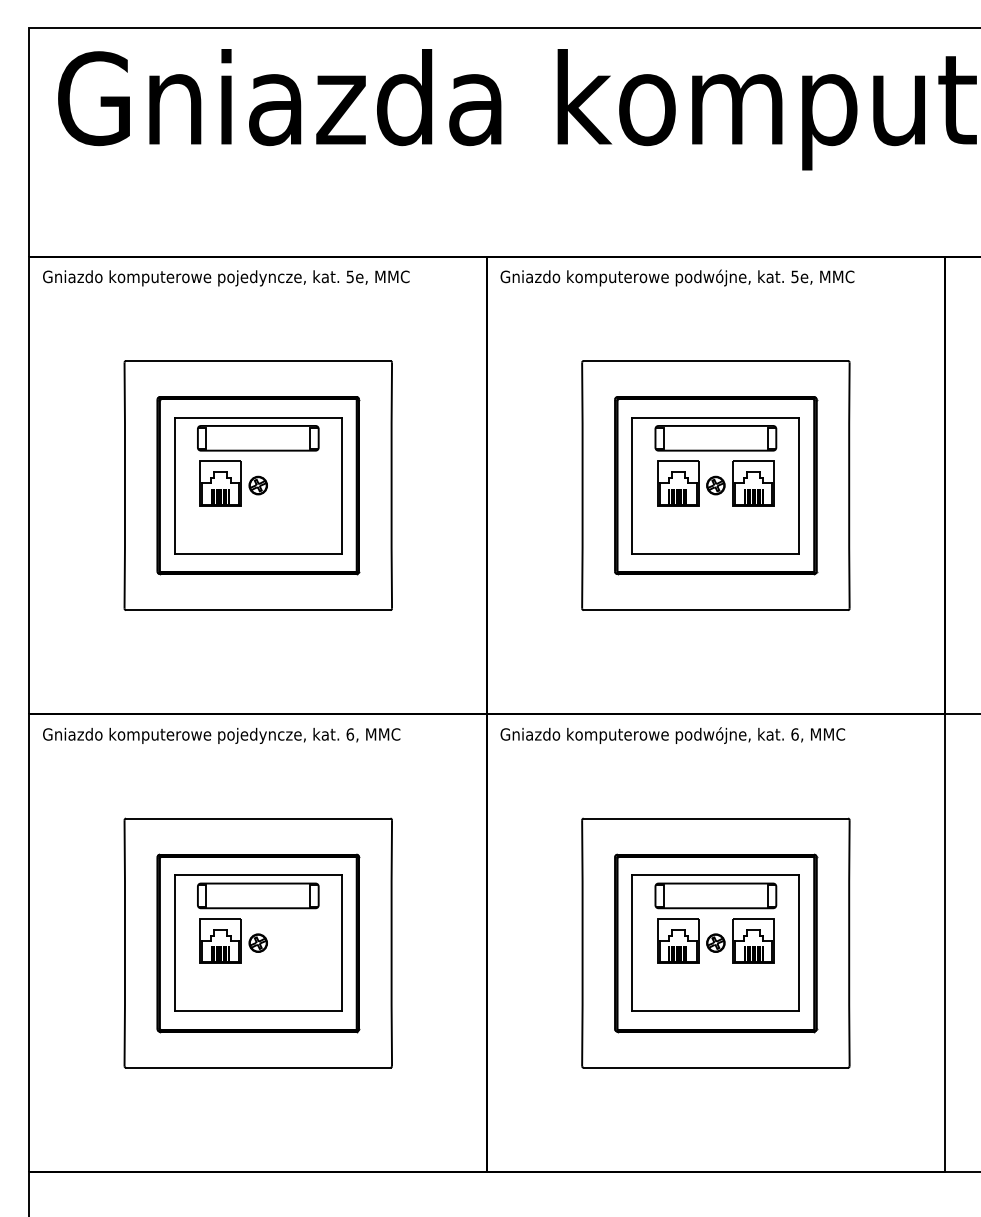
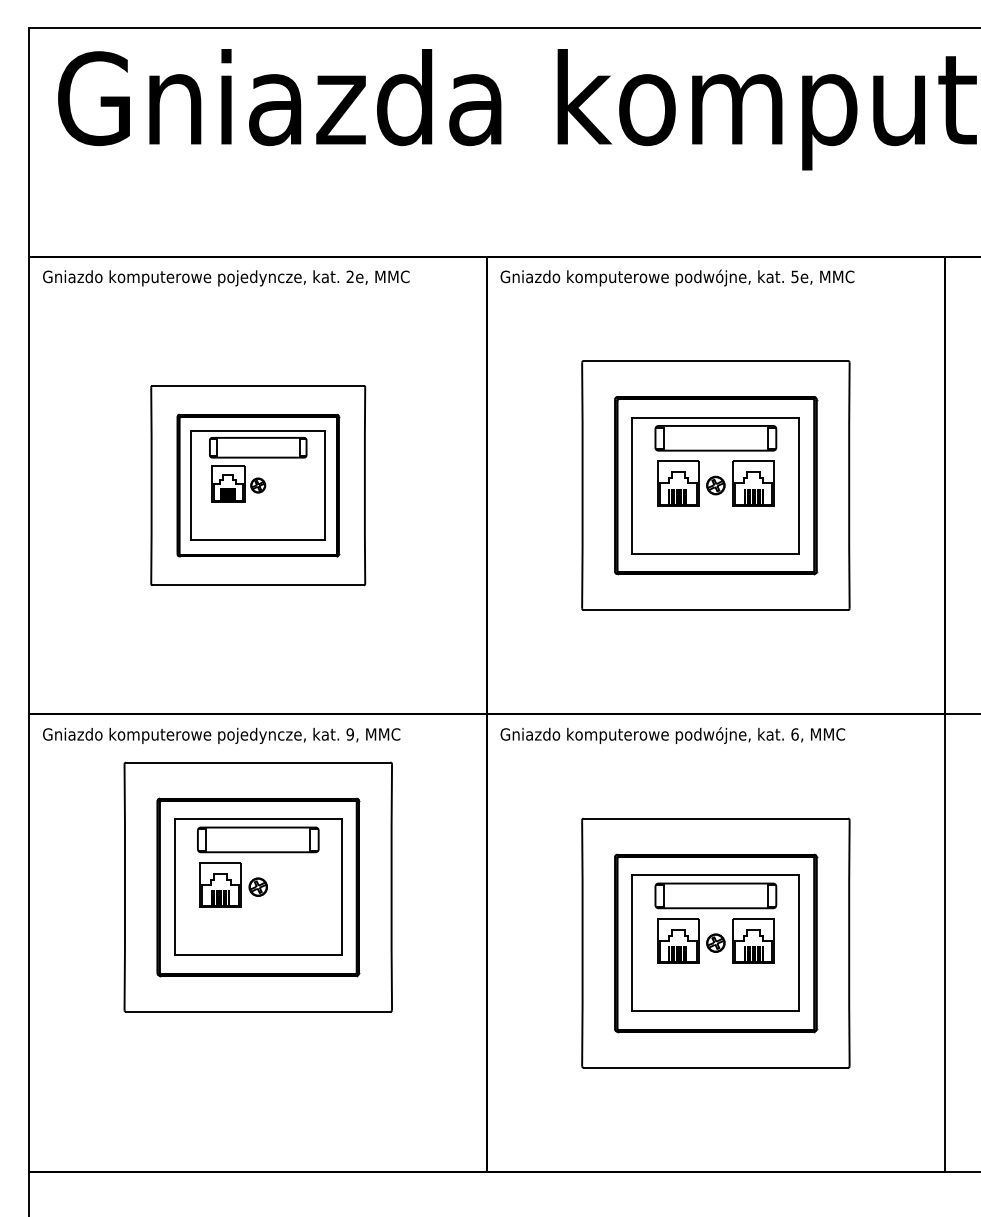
text: 5e, -> 2e, (349, 276)
part size: 270x251 px -> 217x201 px (258, 485)
text: 6, -> 9, (350, 734)
part position: (257, 942) -> (257, 886) (257, 886)
